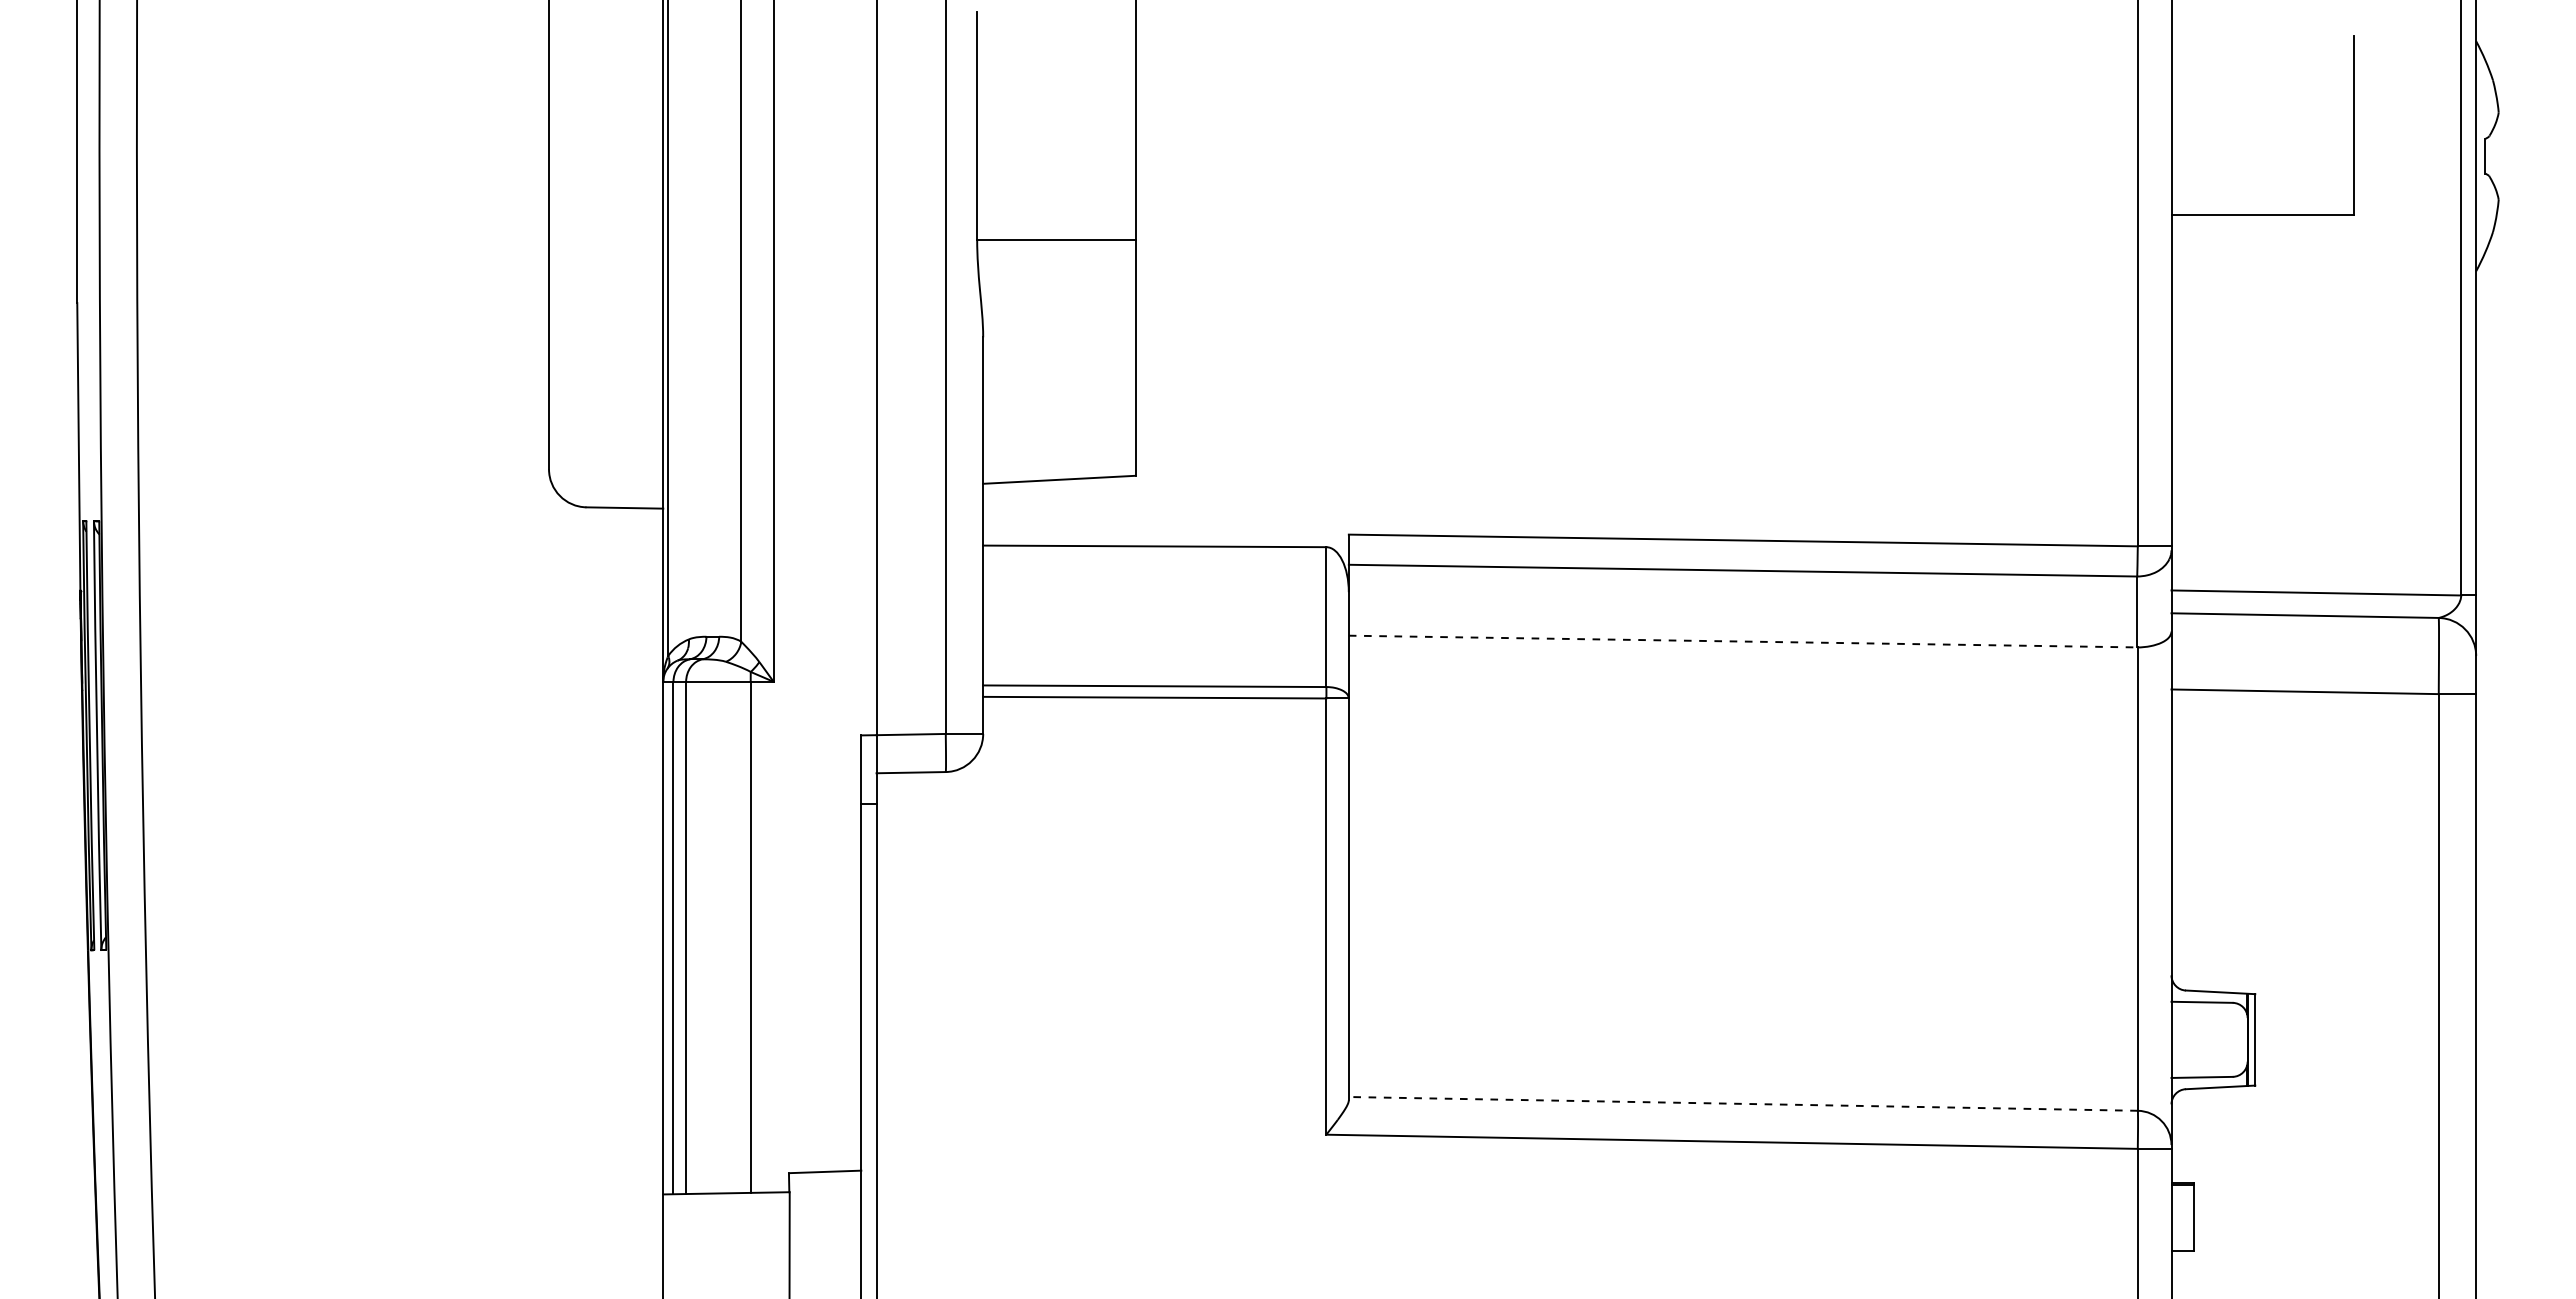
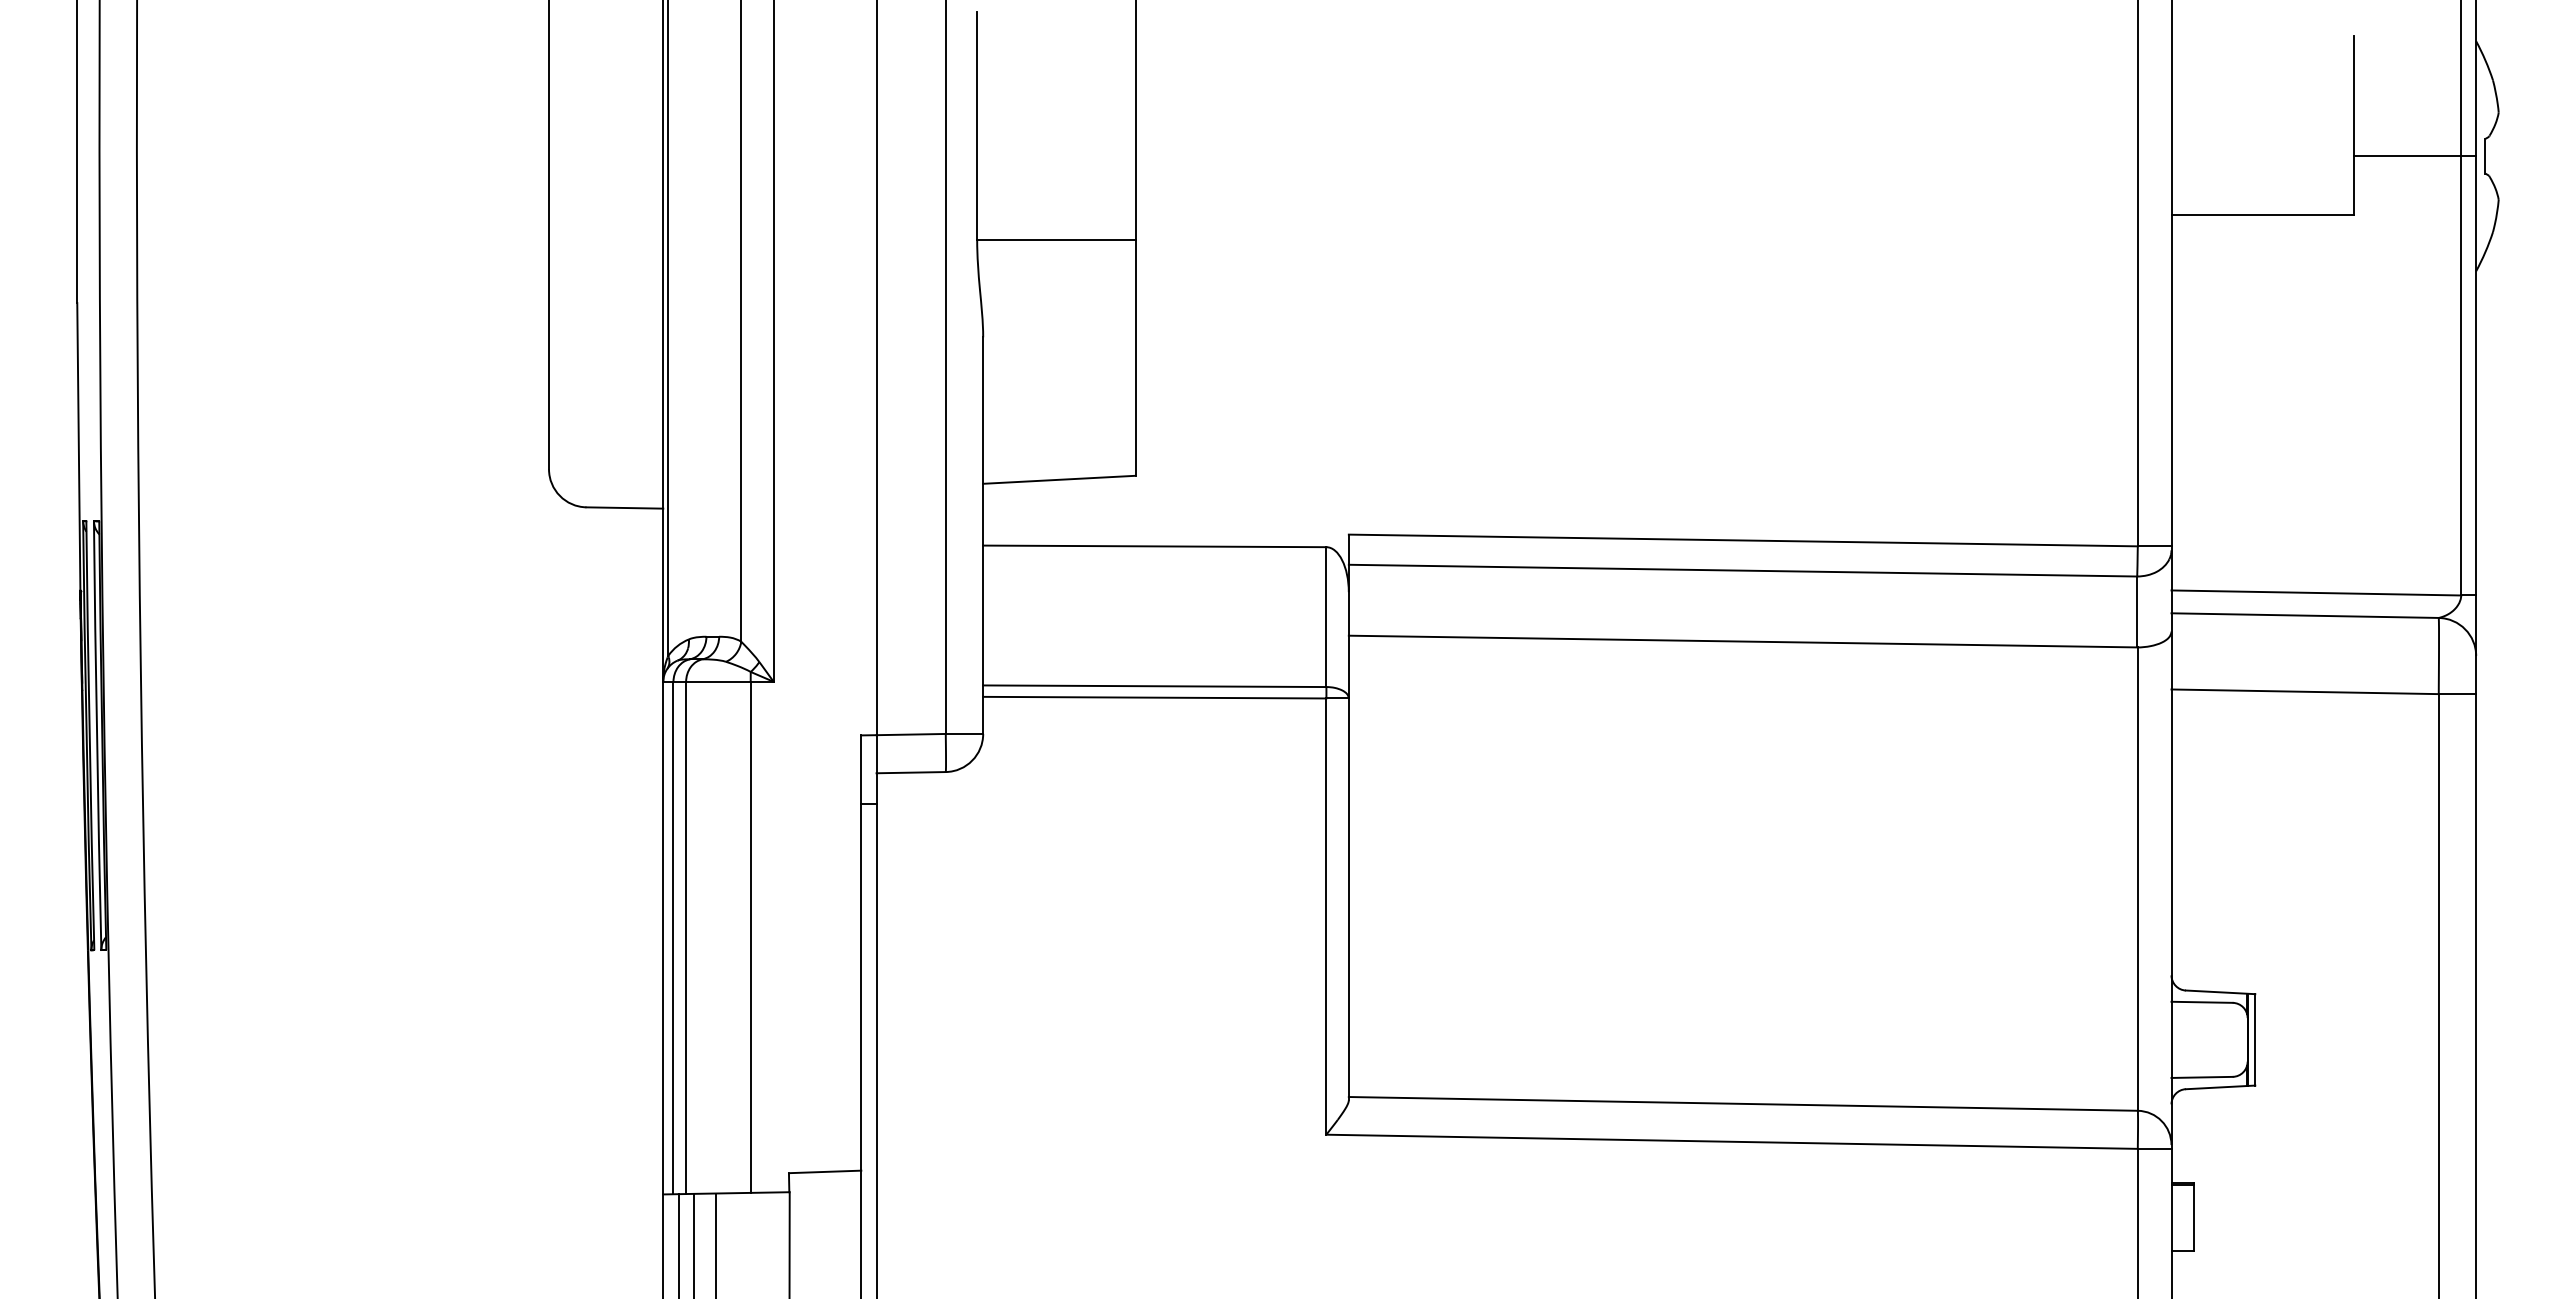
line: none -> present (2415, 156)
line: dashed -> solid (1743, 641)
line: dashed -> solid (1743, 1103)
line: none -> present (678, 1244)
line: none -> present (693, 1244)
line: none -> present (716, 1244)
